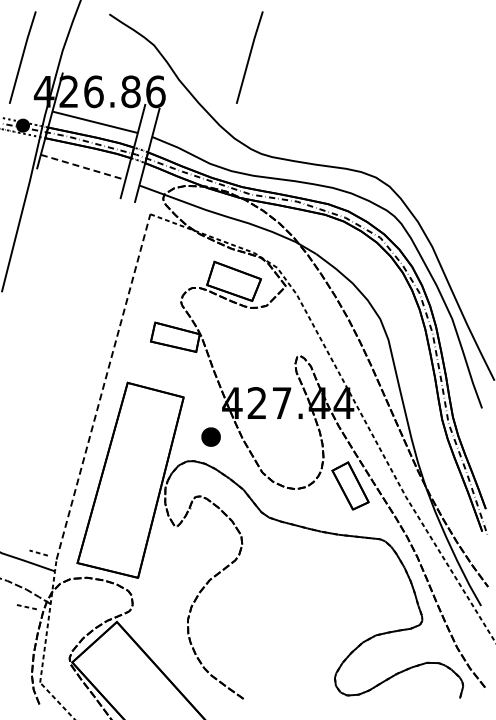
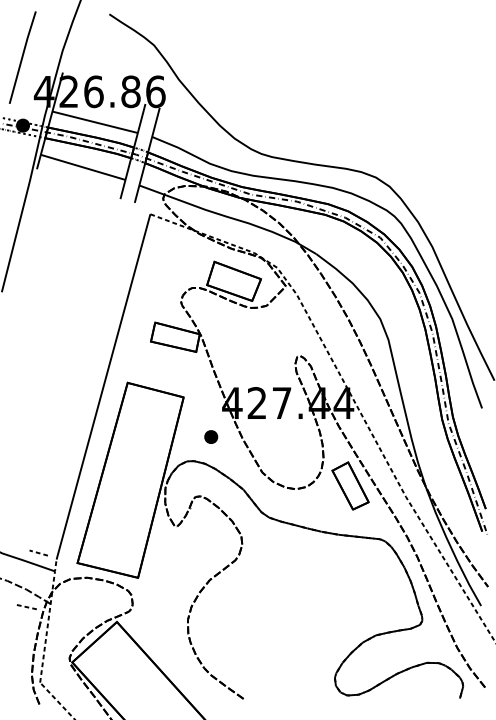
line: present -> none (249, 57)
line: dashed -> solid (83, 167)
line: dashed -> solid (103, 386)
part size: 20x20 px -> 15x14 px (211, 436)
